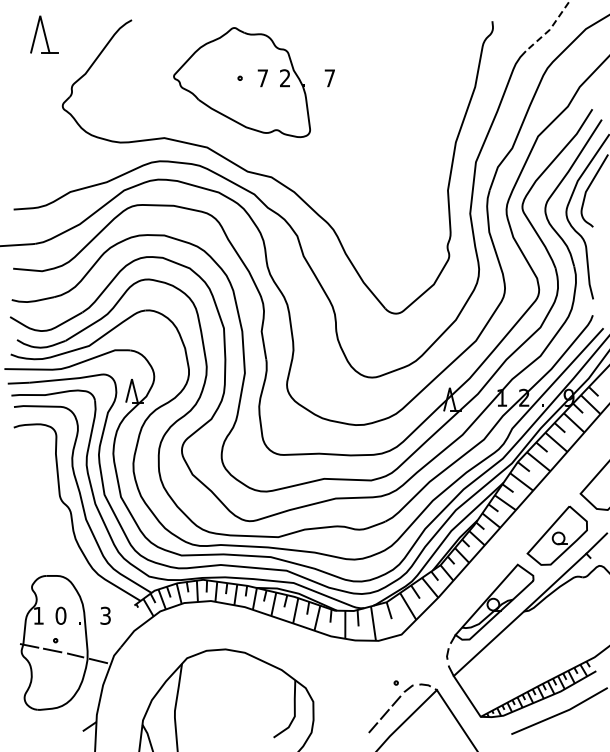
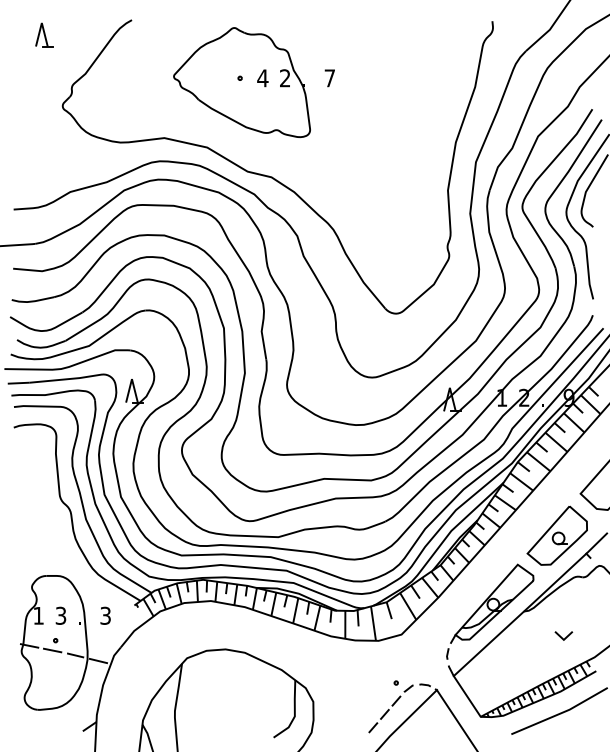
line: dashed -> solid (550, 28)
part size: 29x39 px -> 19x26 px (44, 34)
text: 7 -> 4 (262, 78)
text: 0 -> 3 (60, 615)
line: none -> present (561, 636)
